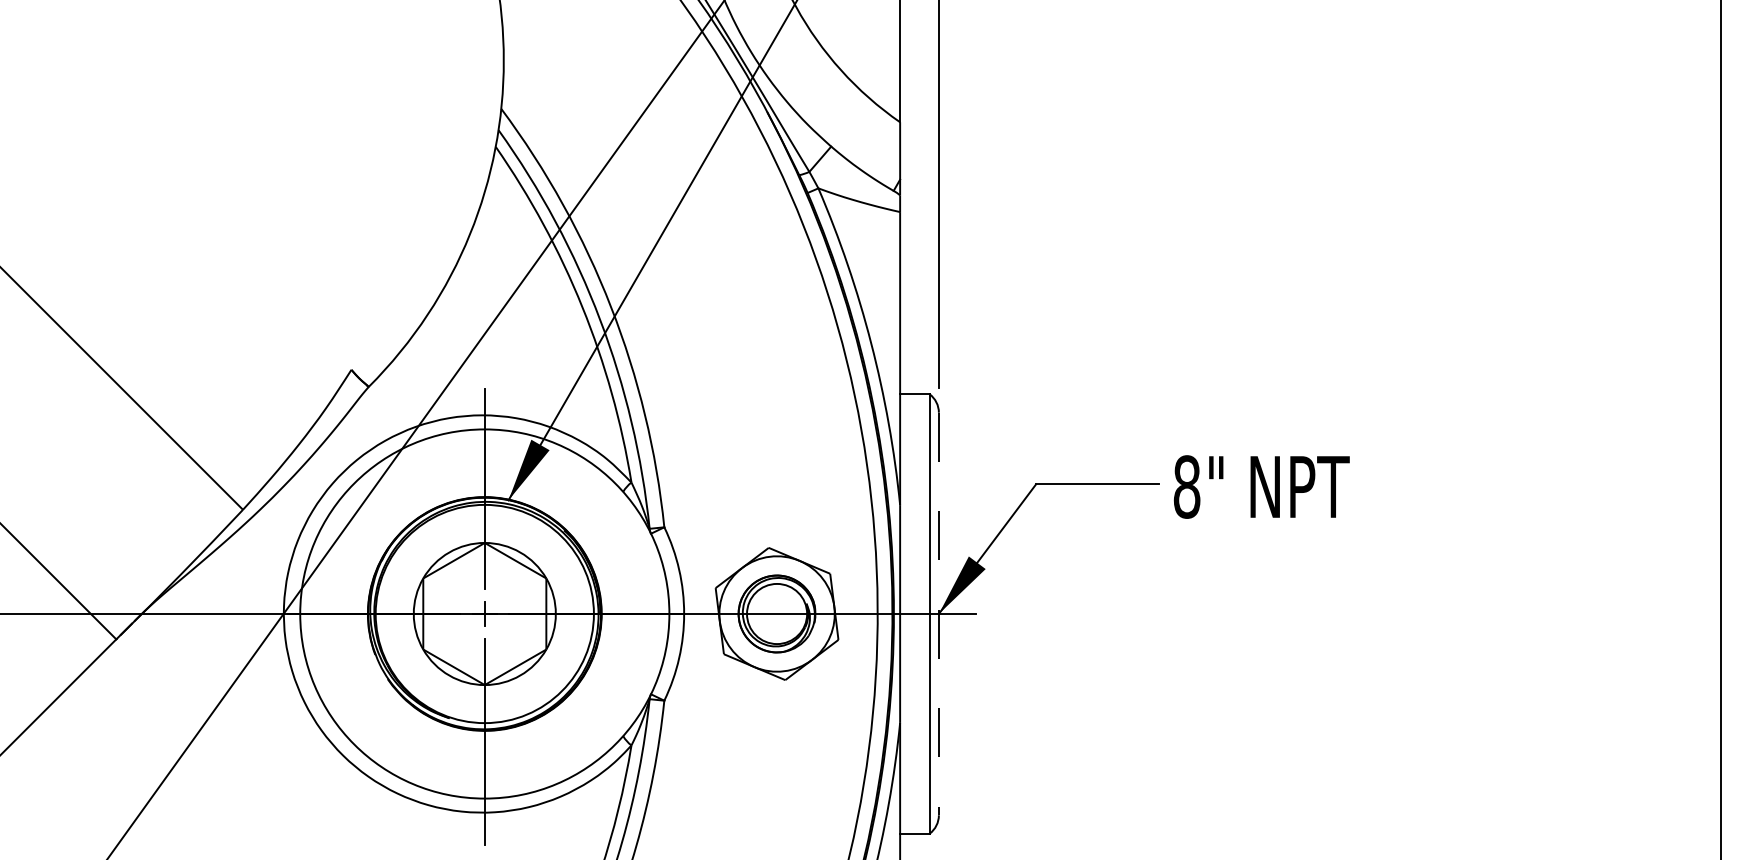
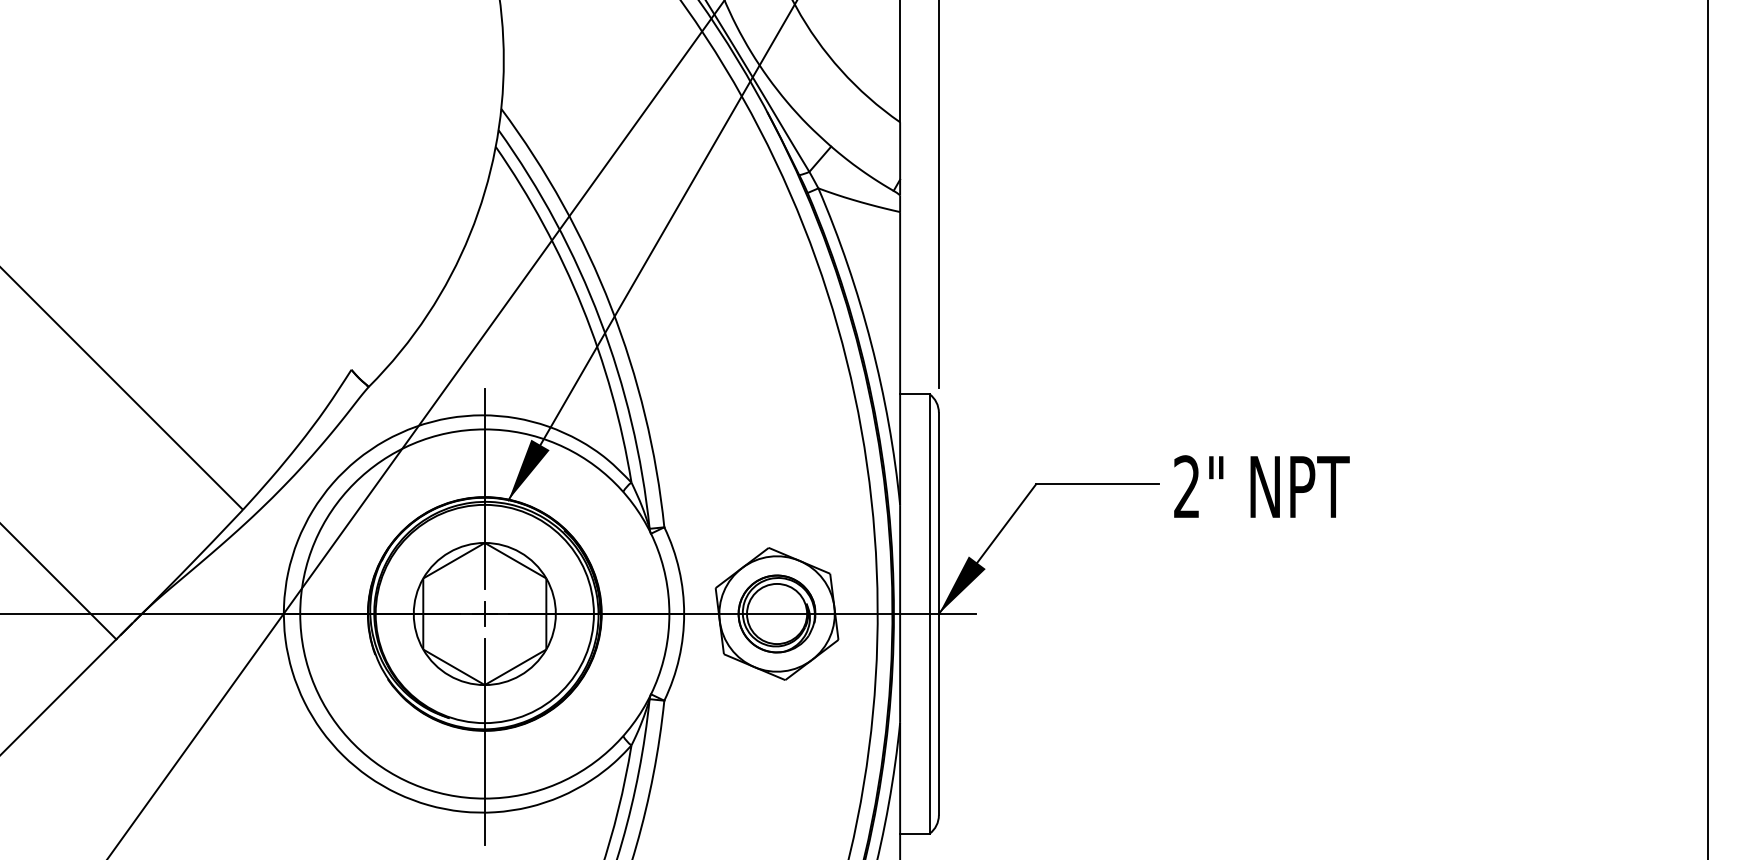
line position: (1721, 429) -> (1708, 429) (1708, 429)
text: 8" -> 2" (1186, 486)
line: dashed -> solid (938, 614)
